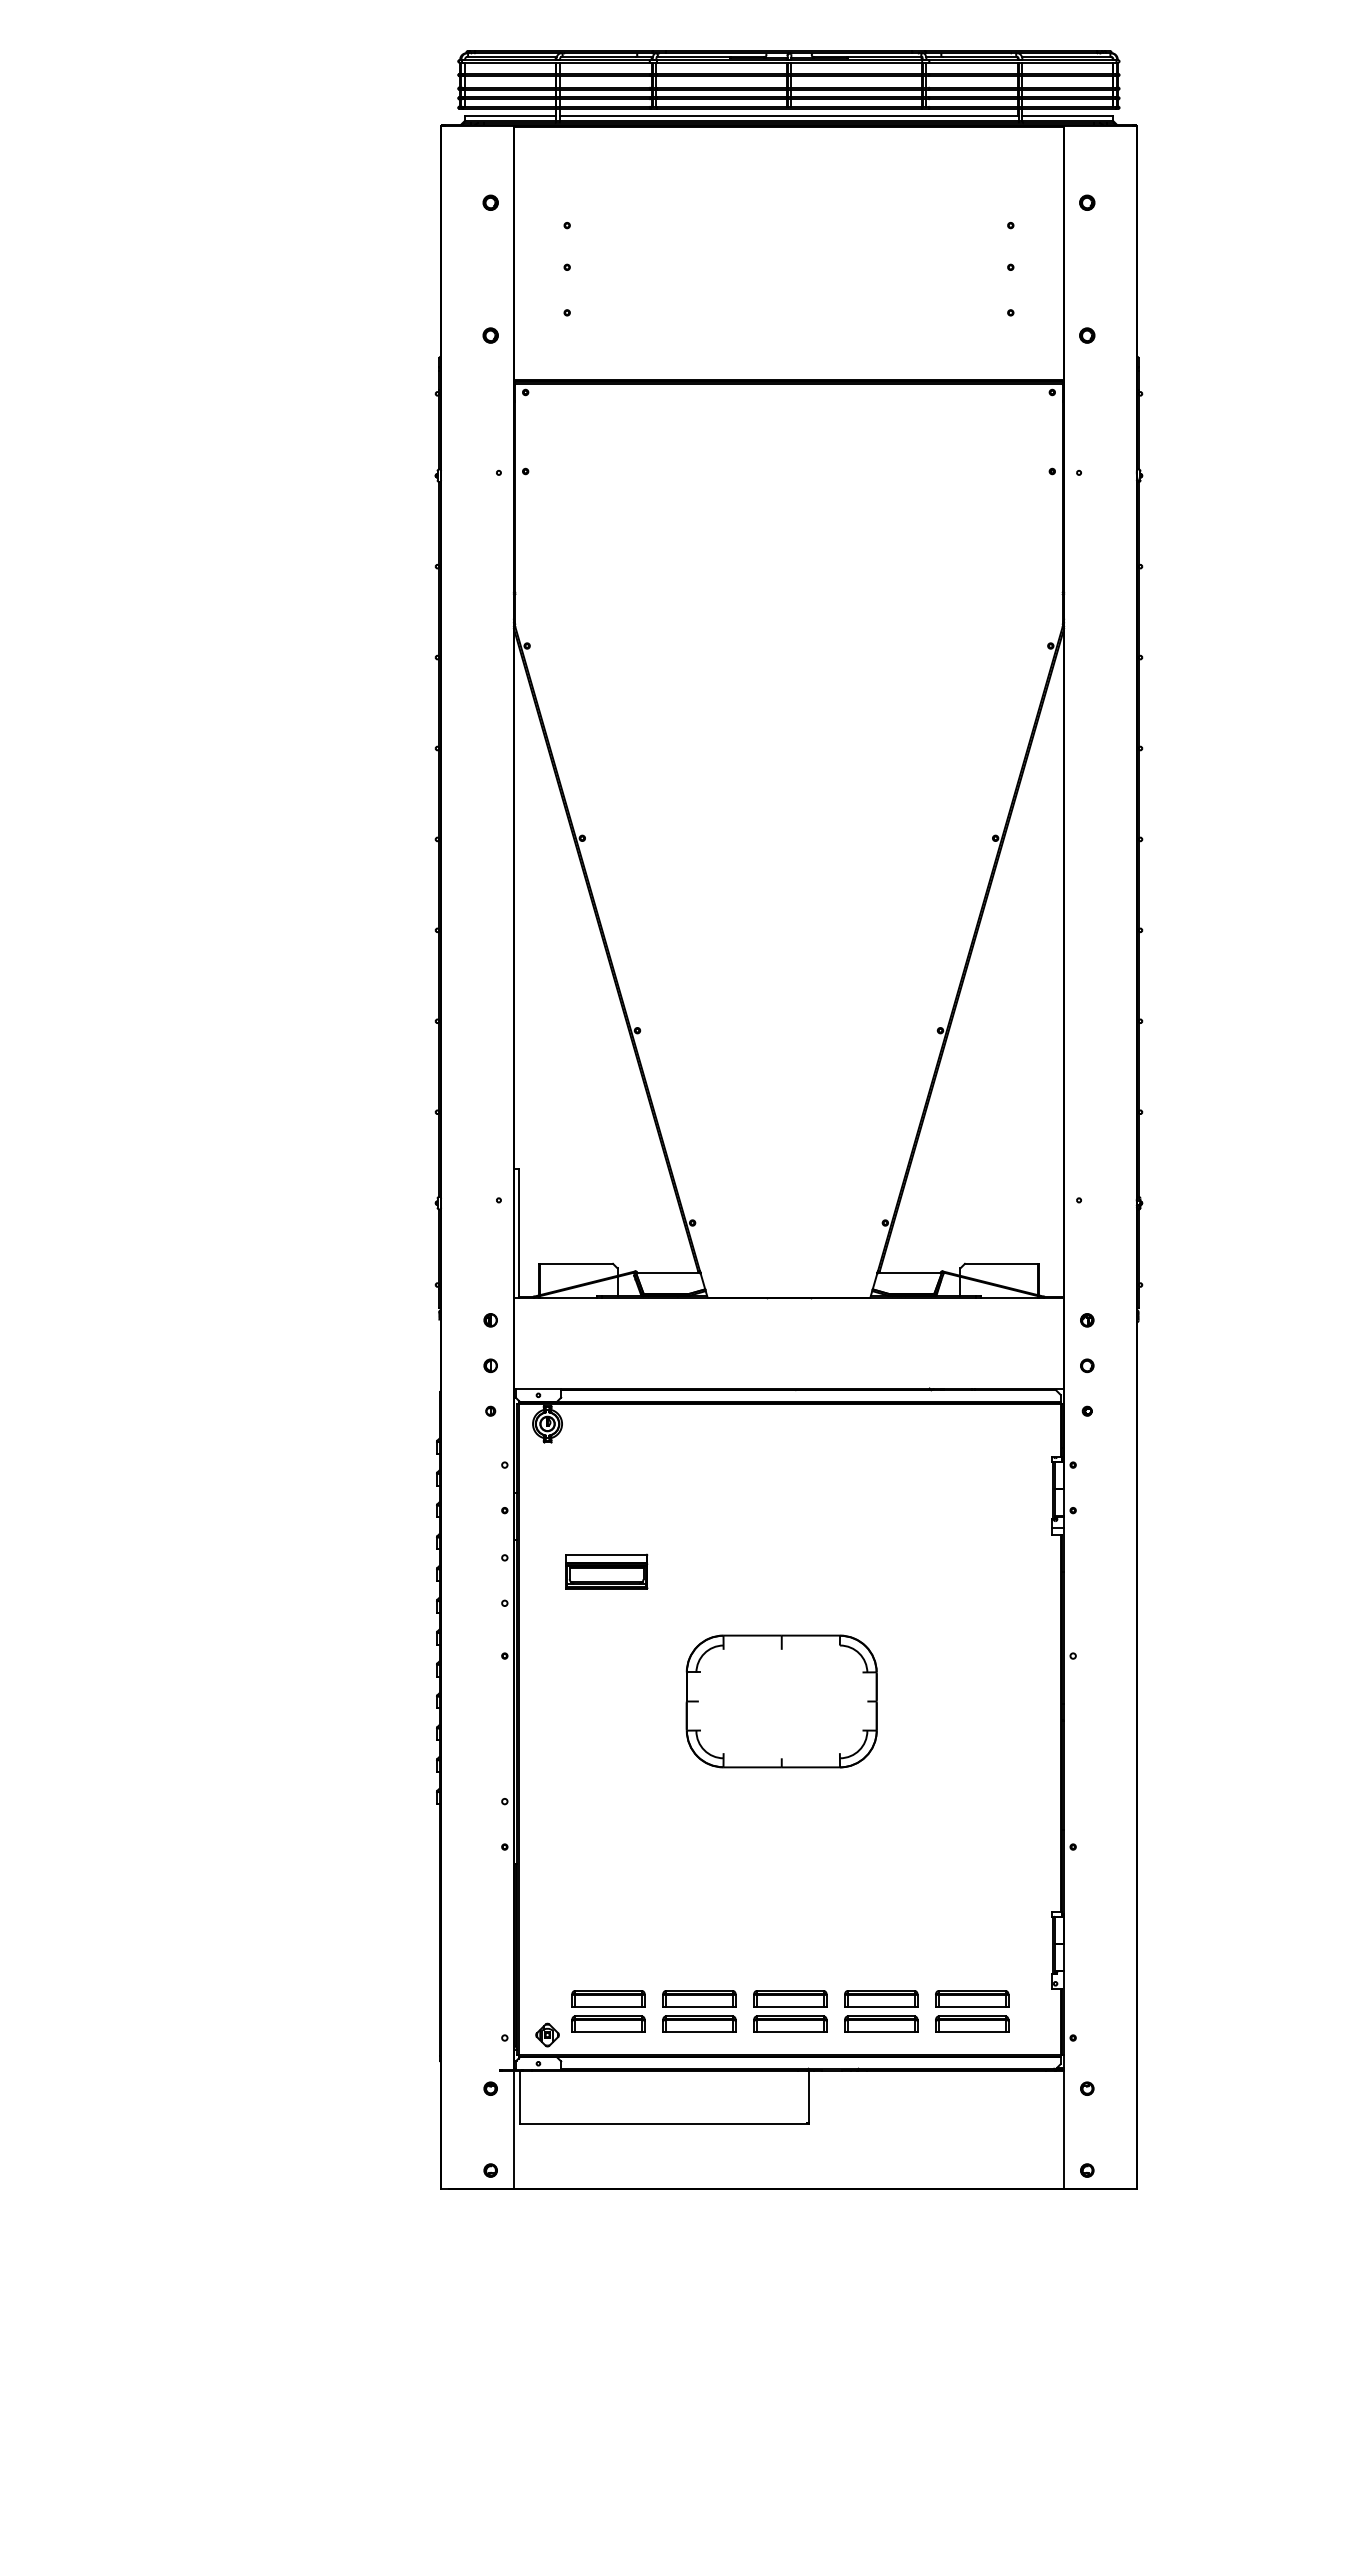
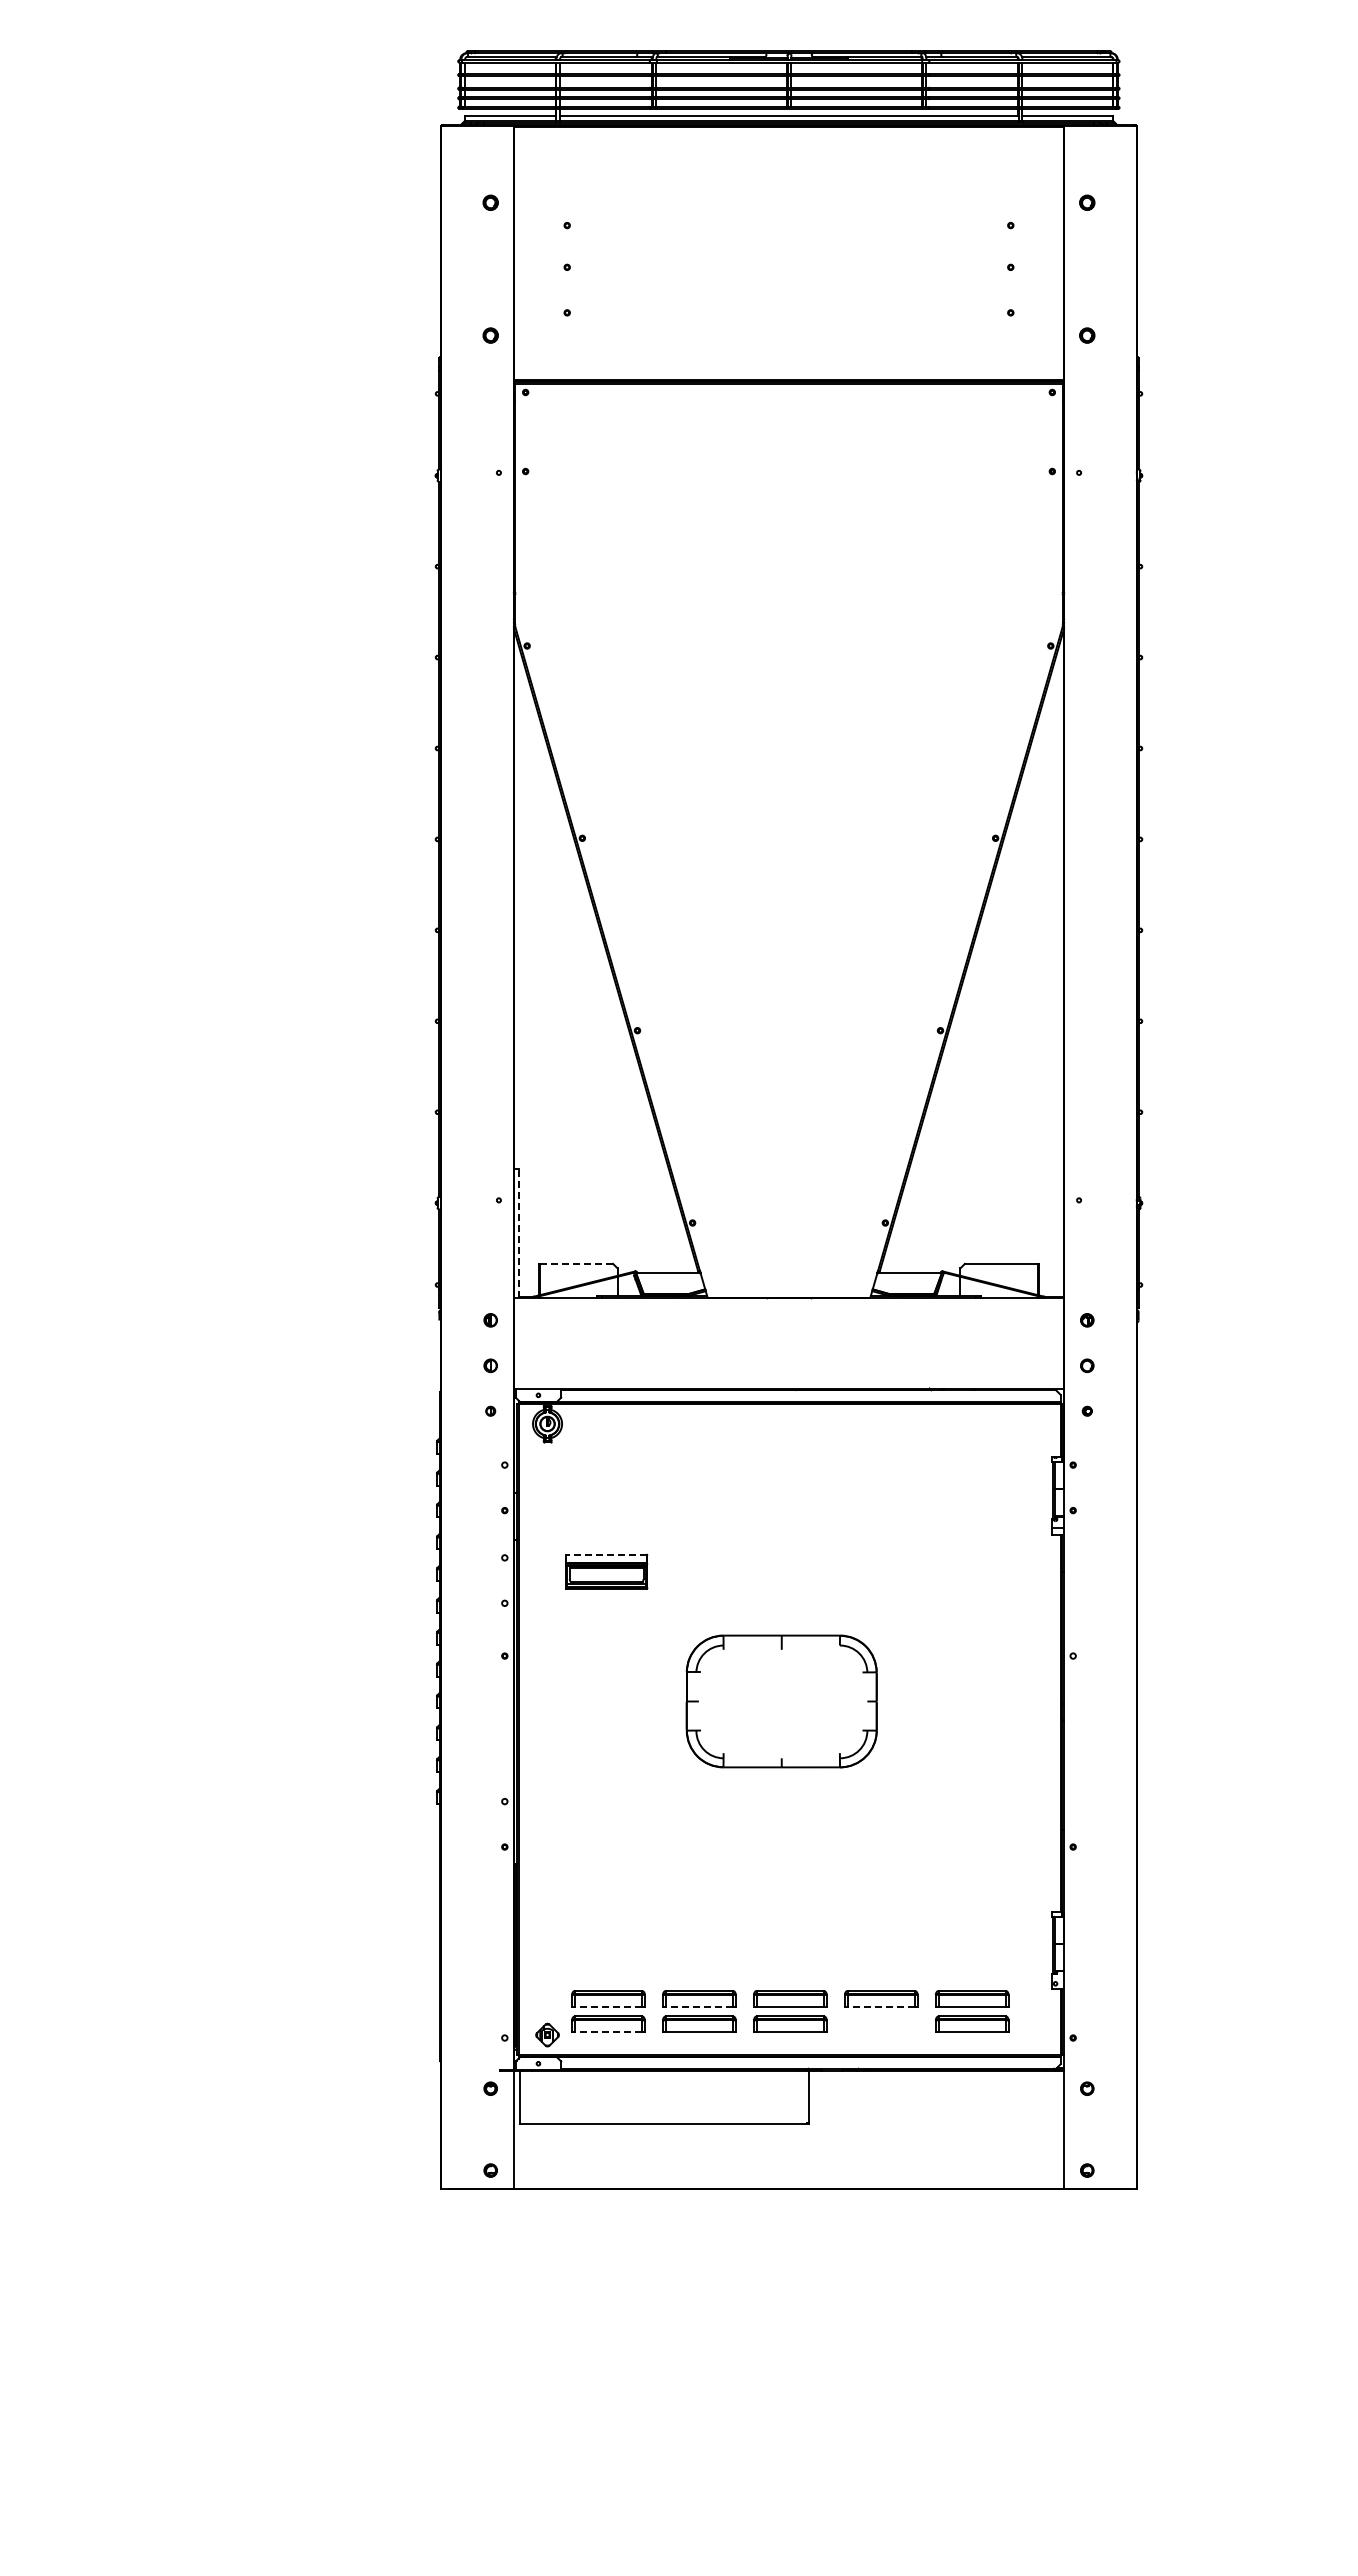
line: solid -> dashed (519, 1232)
line: solid -> dashed (576, 1263)
line: solid -> dashed (605, 1554)
line: solid -> dashed (608, 2006)
line: solid -> dashed (699, 2006)
line: solid -> dashed (881, 2006)
part: present -> none (881, 2023)
line: solid -> dashed (608, 2032)
